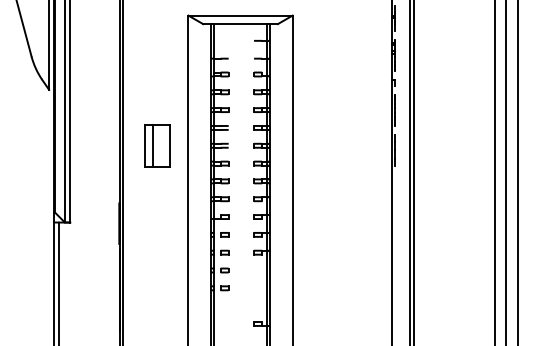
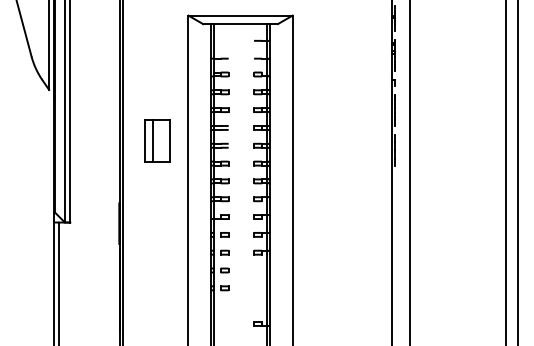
part position: (157, 145) -> (157, 140) (157, 140)
line: present -> none (413, 172)
line: present -> none (494, 172)
